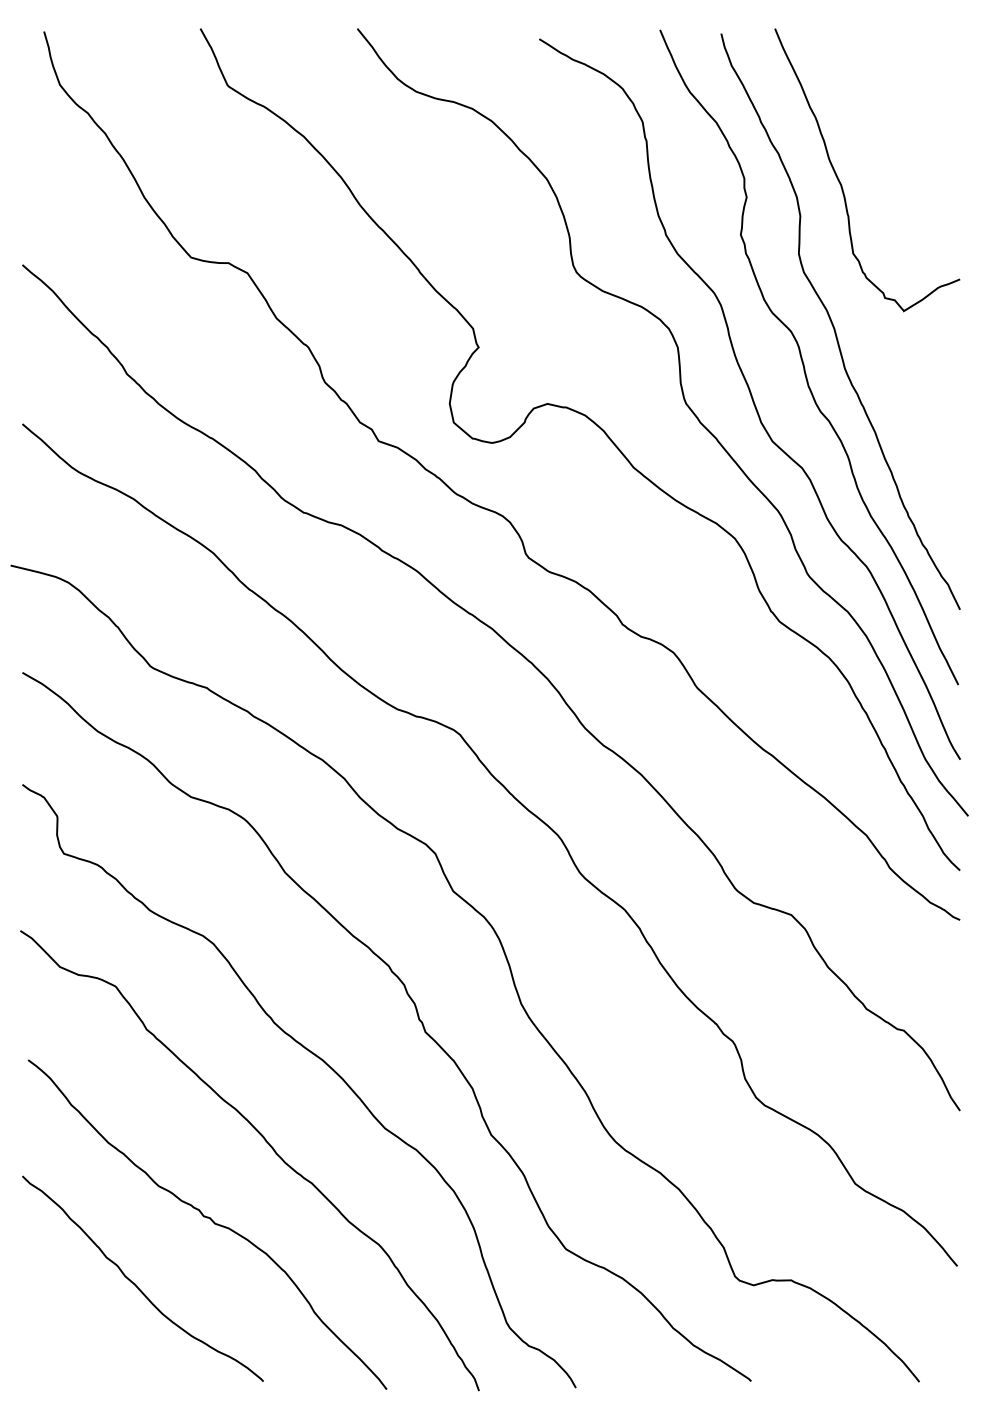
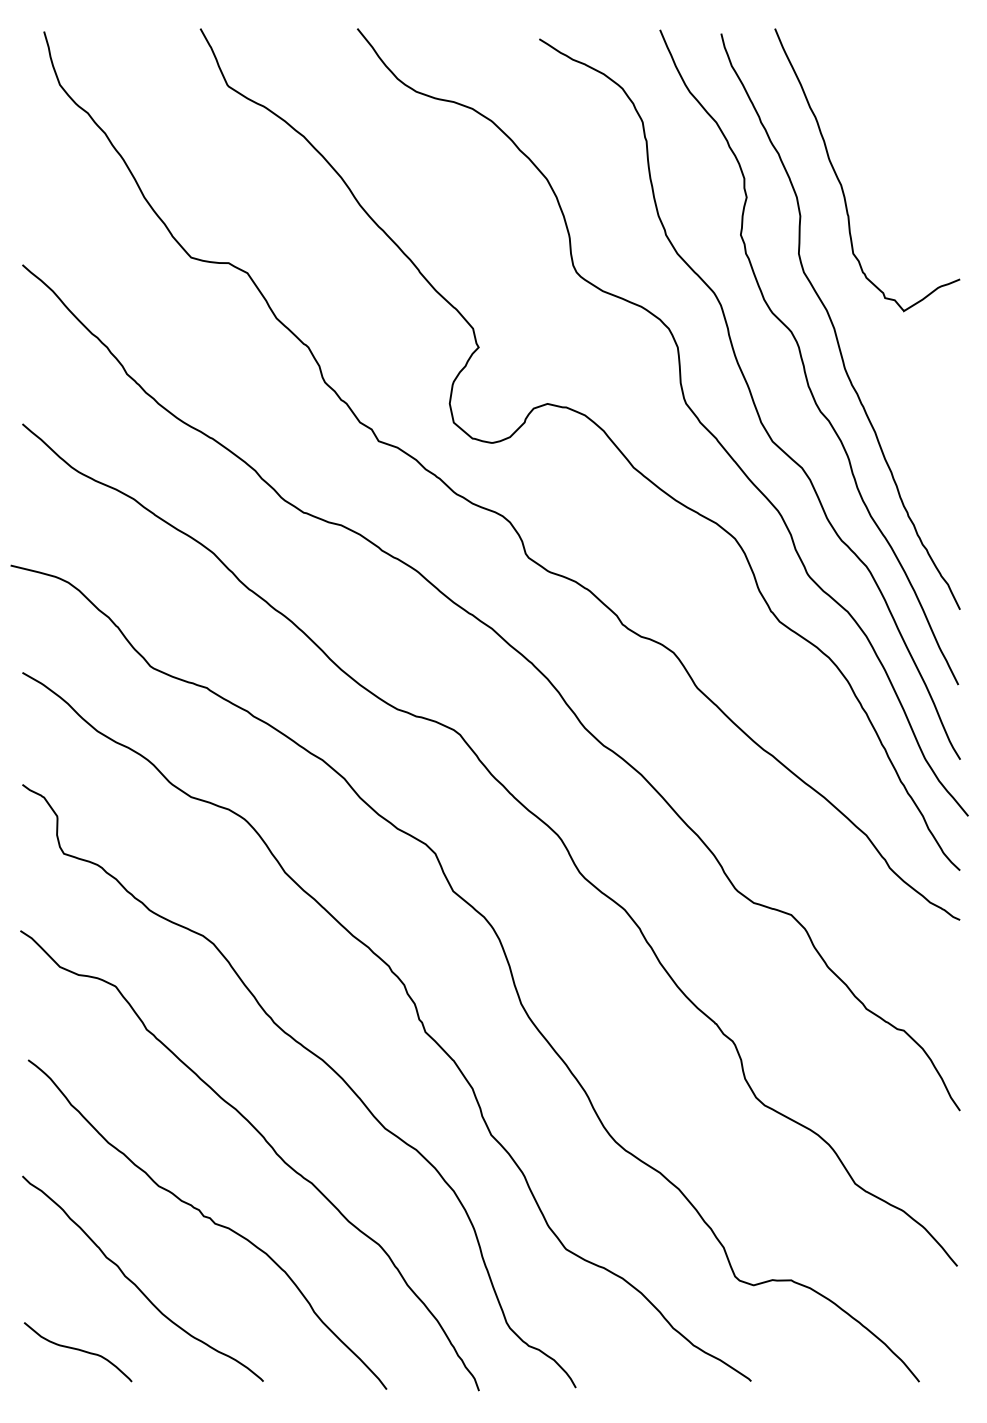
curve: none -> present (77, 1350)
